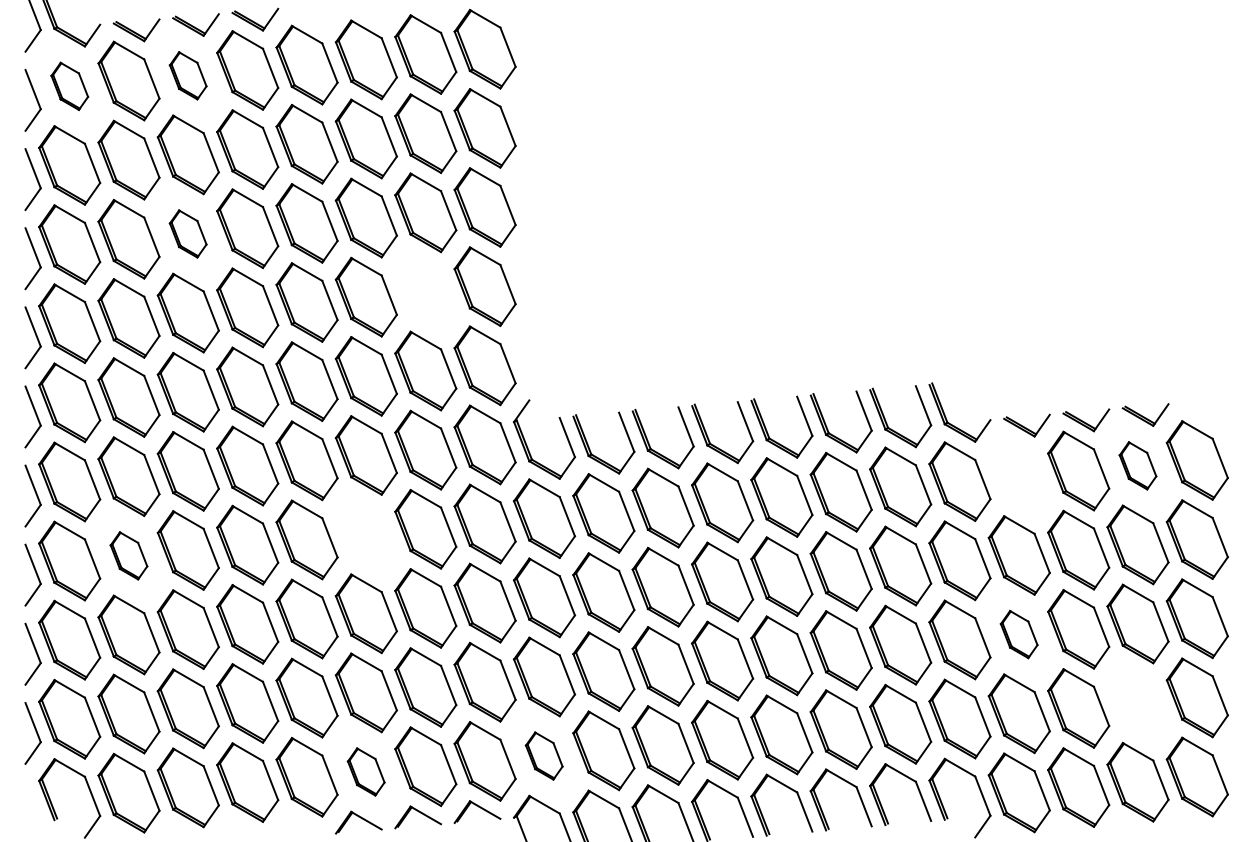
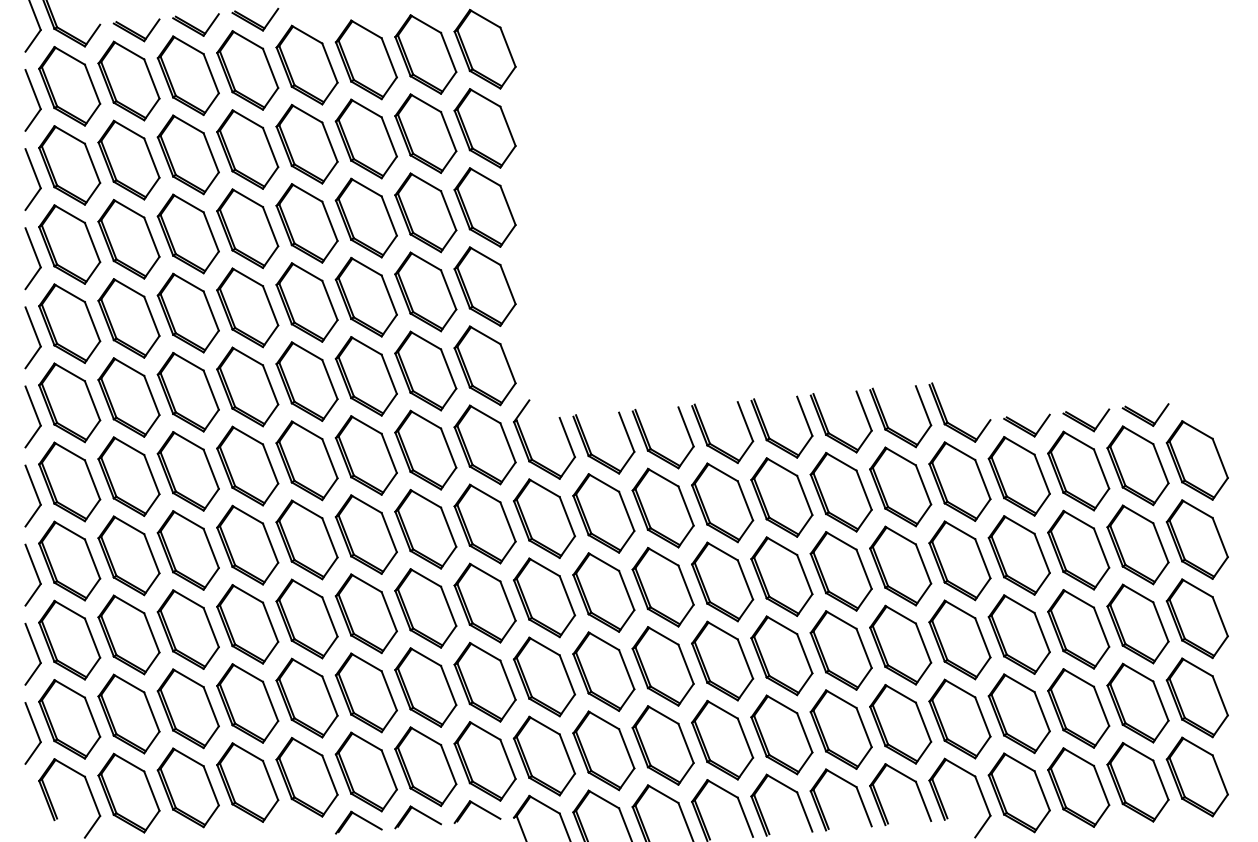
part size: 40x50 px -> 64x82 px (187, 75)
part size: 40x51 px -> 64x81 px (69, 86)
part size: 40x50 px -> 64x82 px (187, 233)
part: none -> present (425, 291)
part size: 40x50 px -> 64x82 px (1137, 465)
part: none -> present (1018, 476)
part: none -> present (365, 534)
part size: 40x50 px -> 64x82 px (128, 555)
part size: 40x51 px -> 64x81 px (1018, 634)
part: none -> present (1137, 702)
part size: 40x50 px -> 64x82 px (543, 755)
part size: 40x50 px -> 64x82 px (365, 771)
